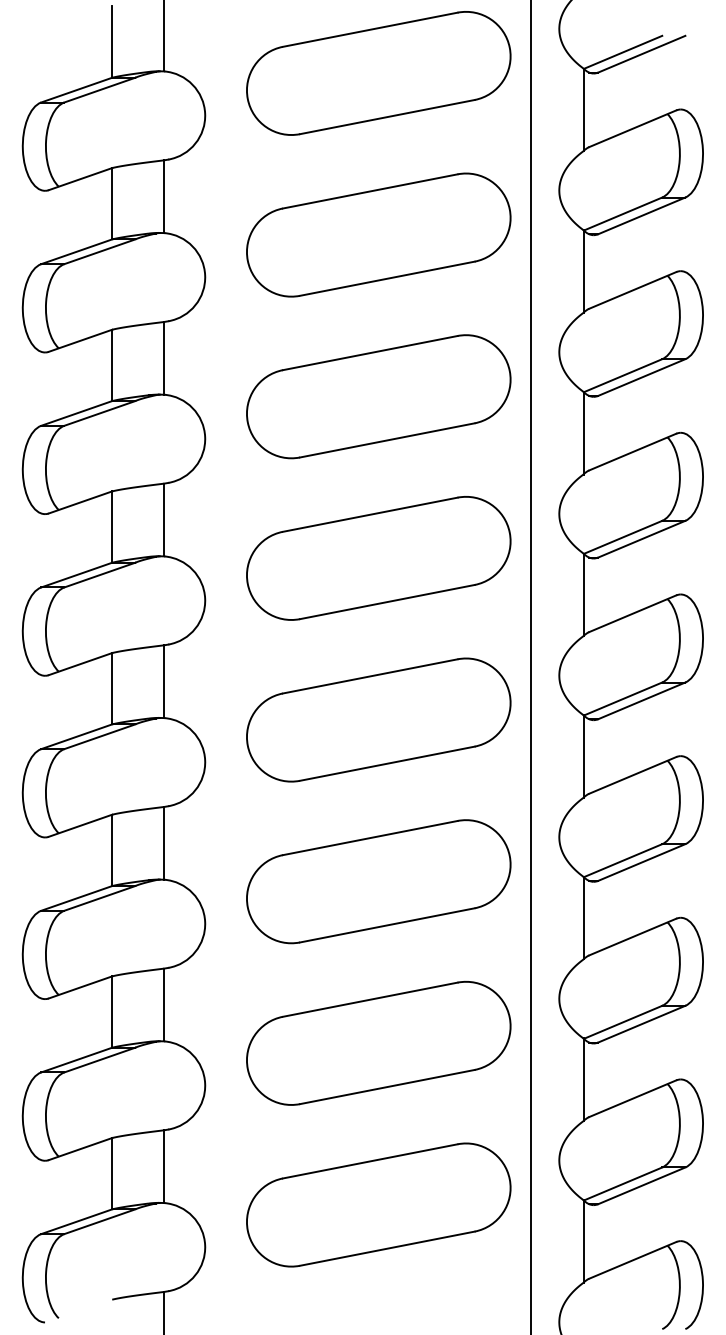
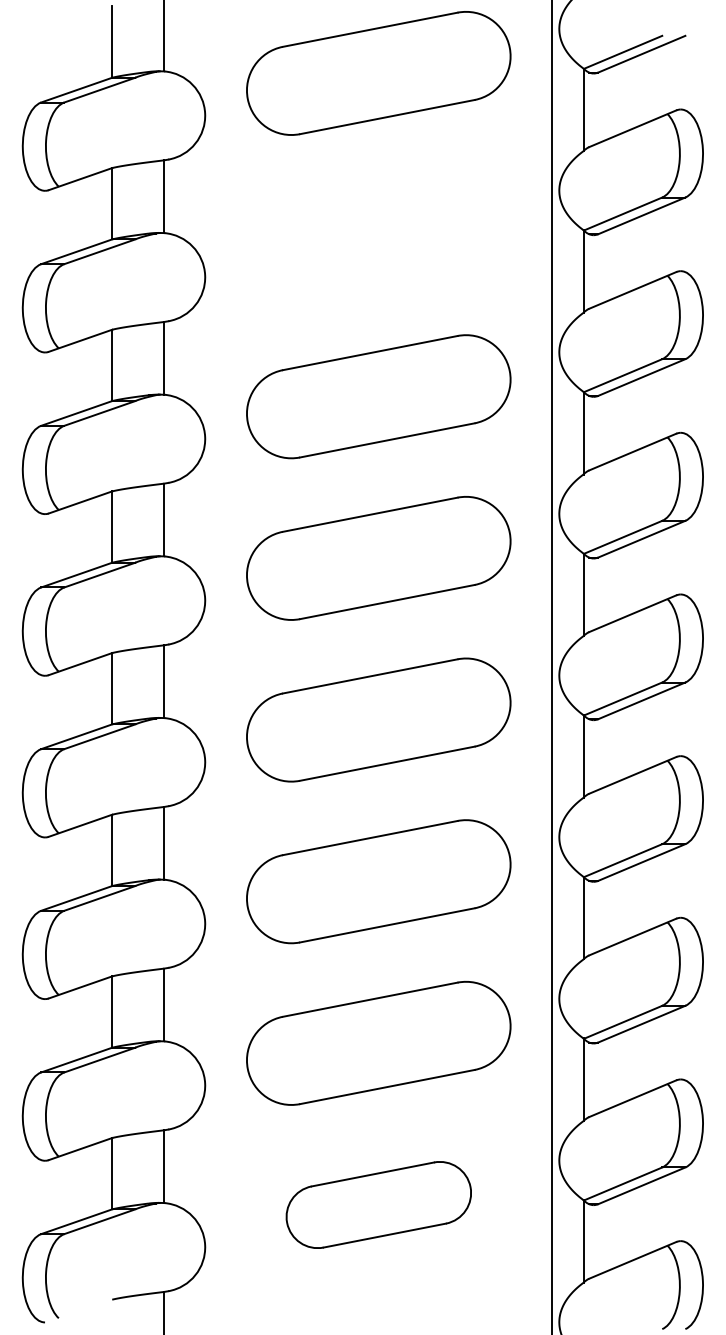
part: present -> none (378, 234)
line position: (531, 666) -> (552, 666) (552, 666)
part size: 266x126 px -> 187x88 px (378, 1204)
